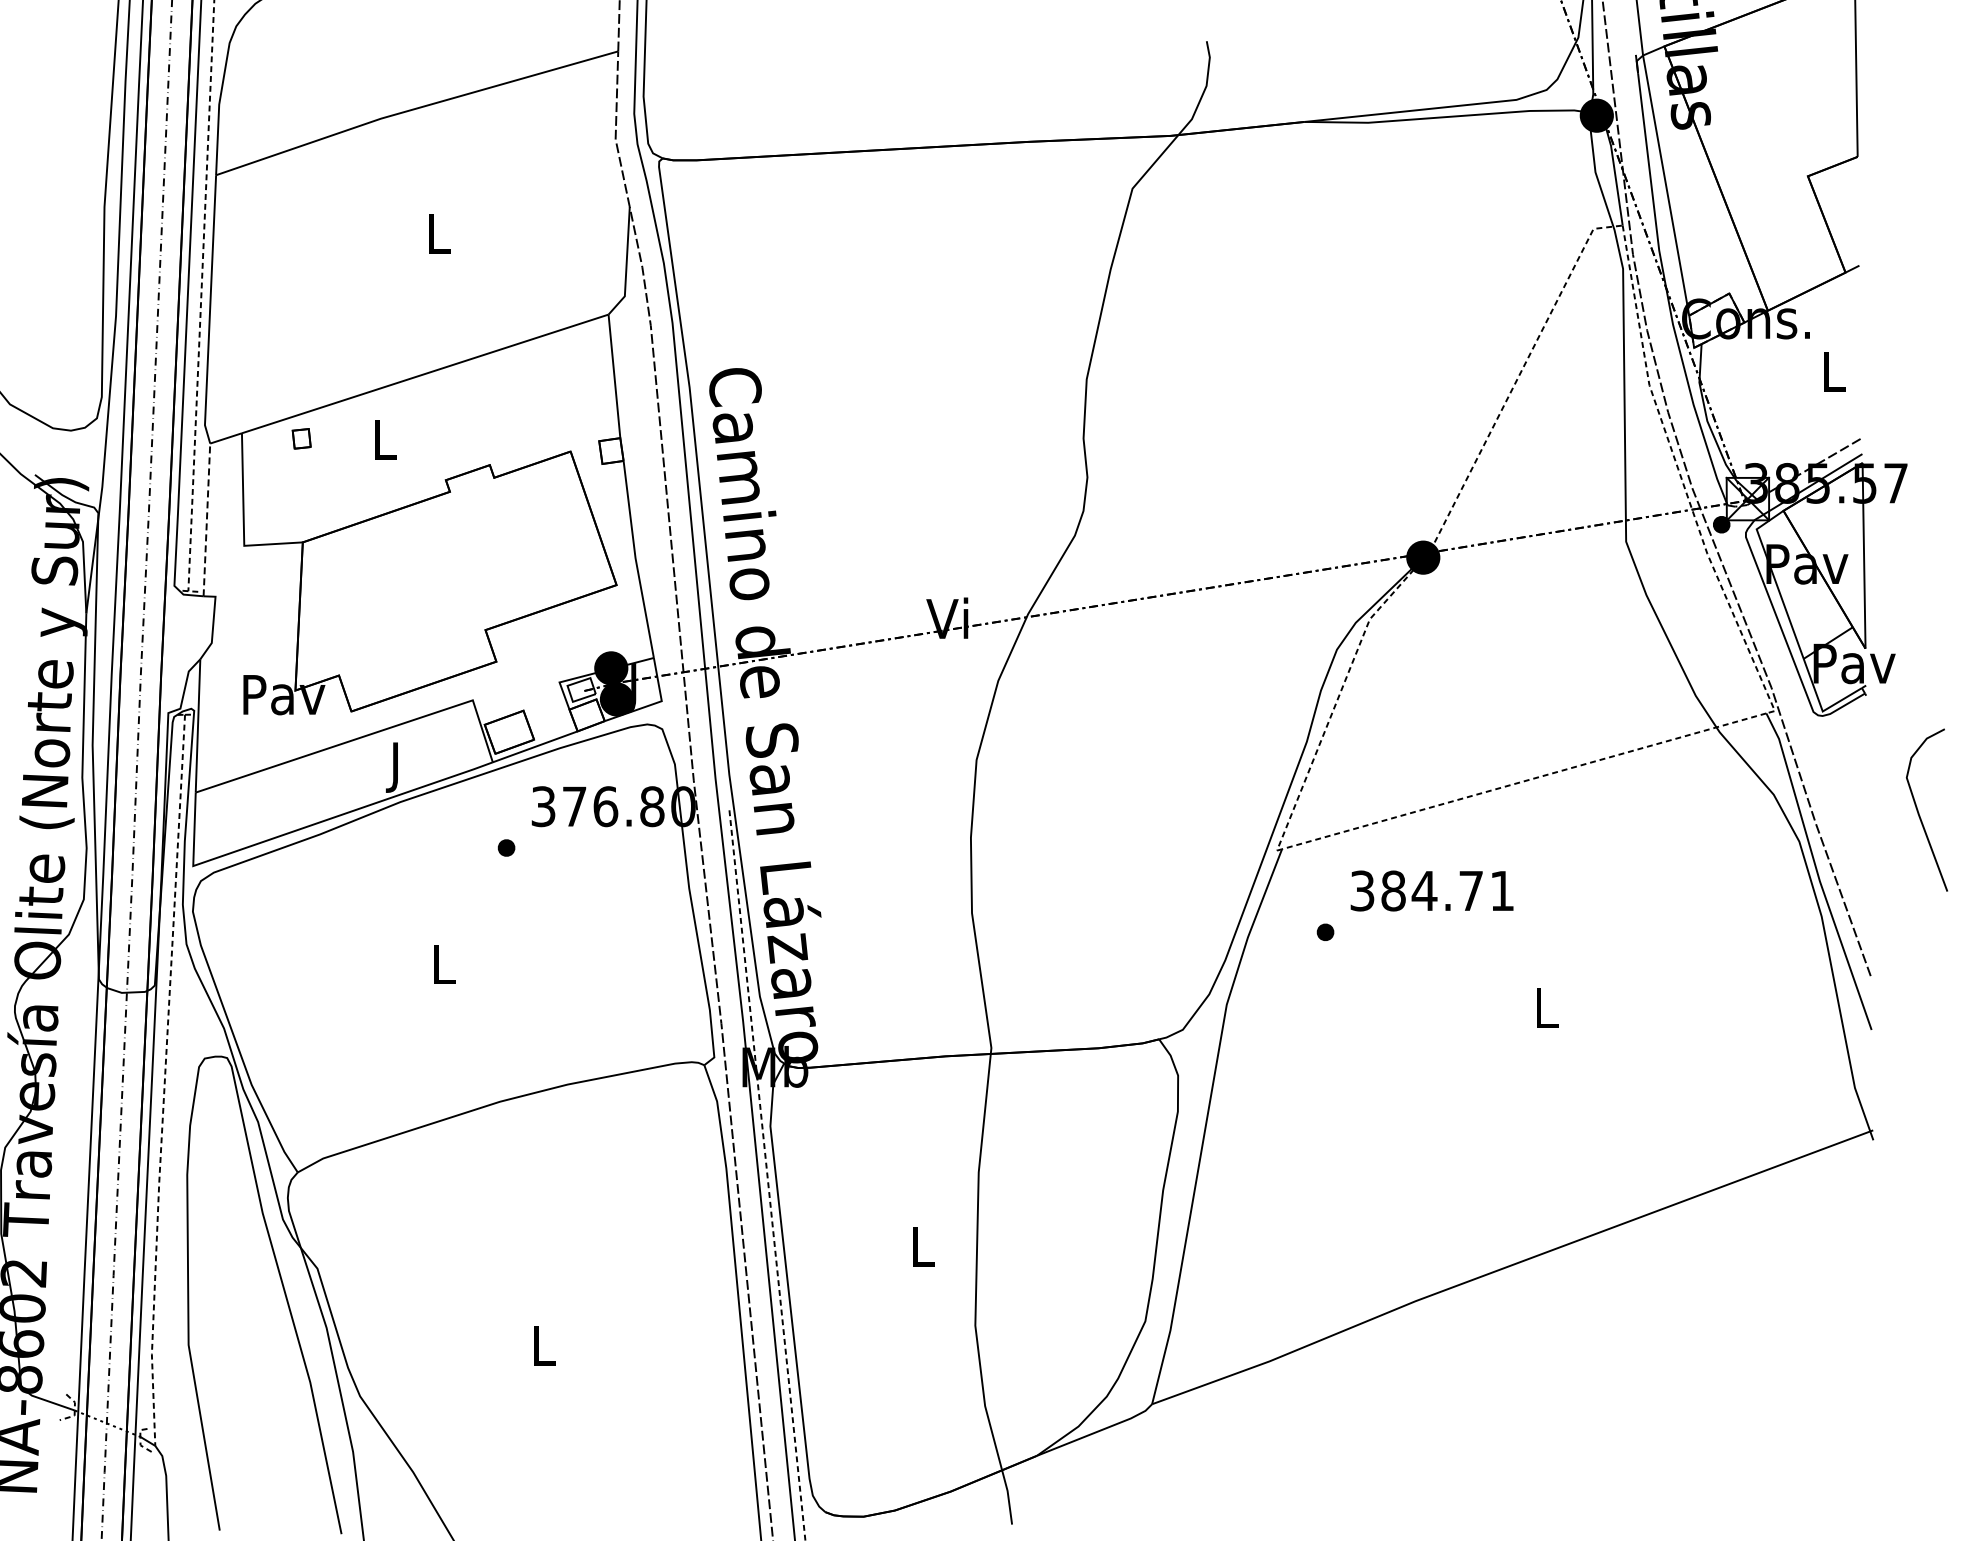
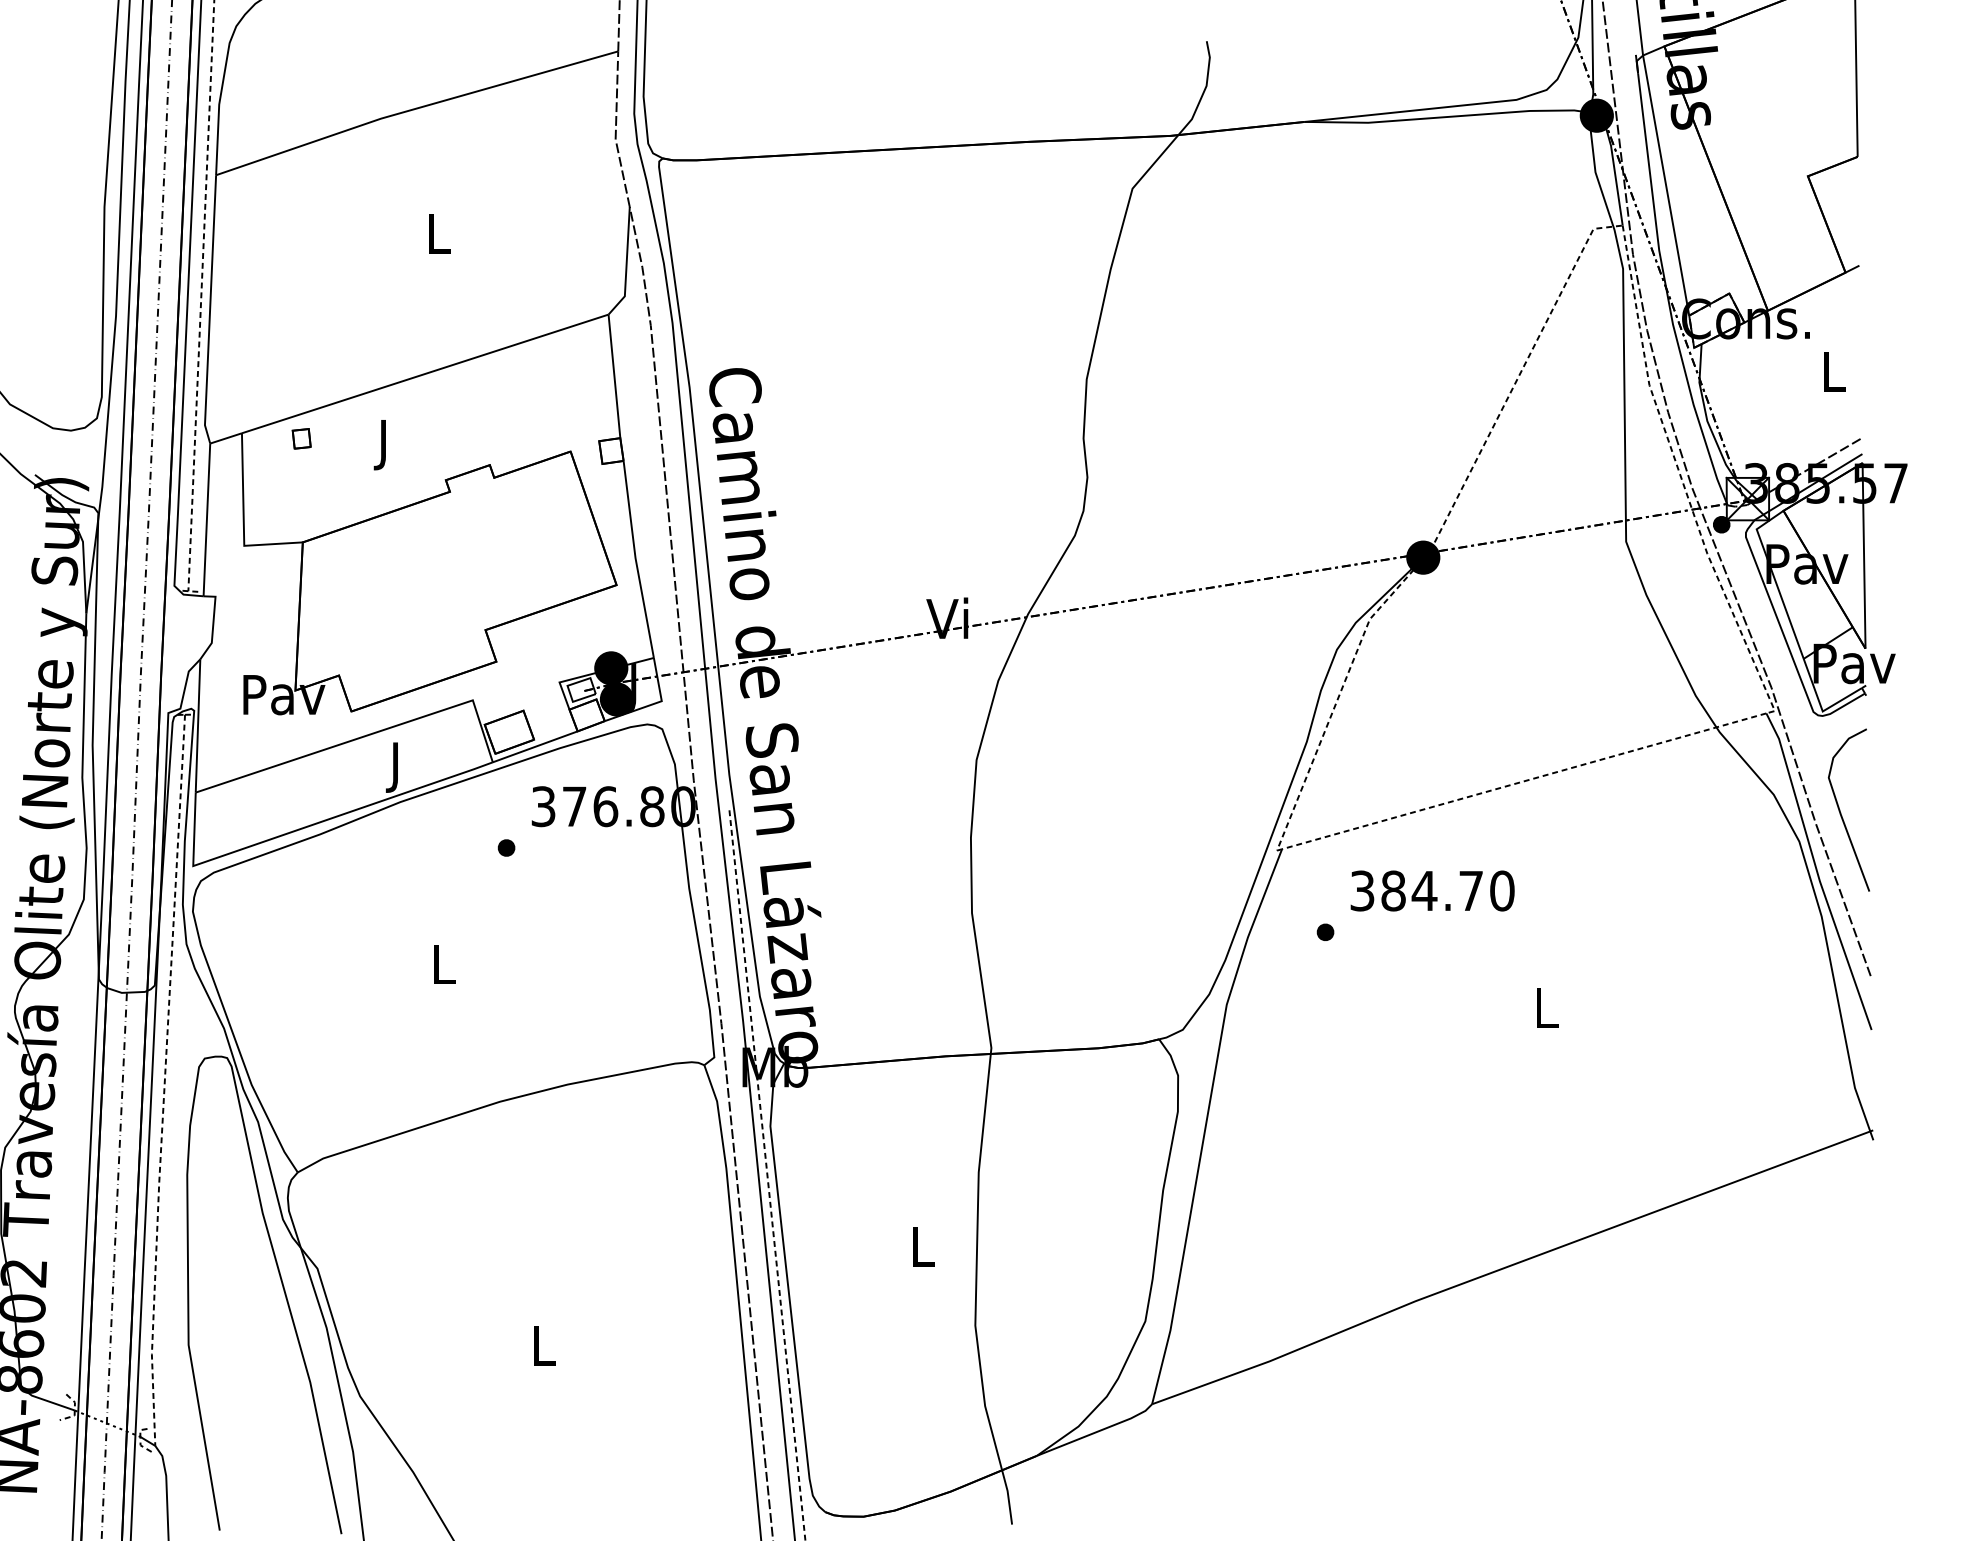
text: L -> J (384, 445)
line: dashed -> solid (206, 519)
curve position: (1919, 812) -> (1841, 812) (1841, 812)
text: 384.71 -> 384.70 (1502, 890)
